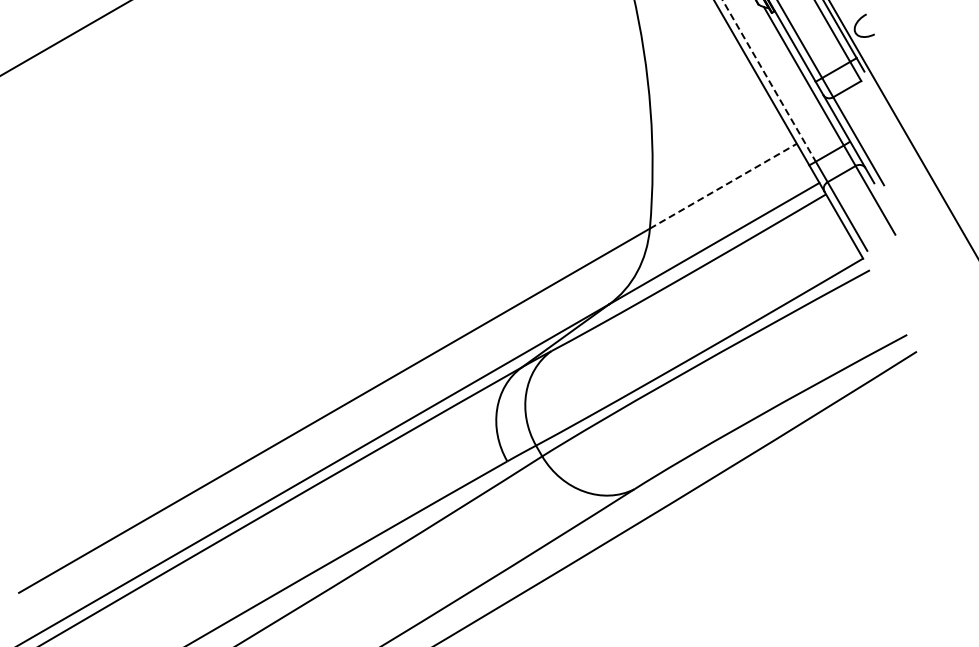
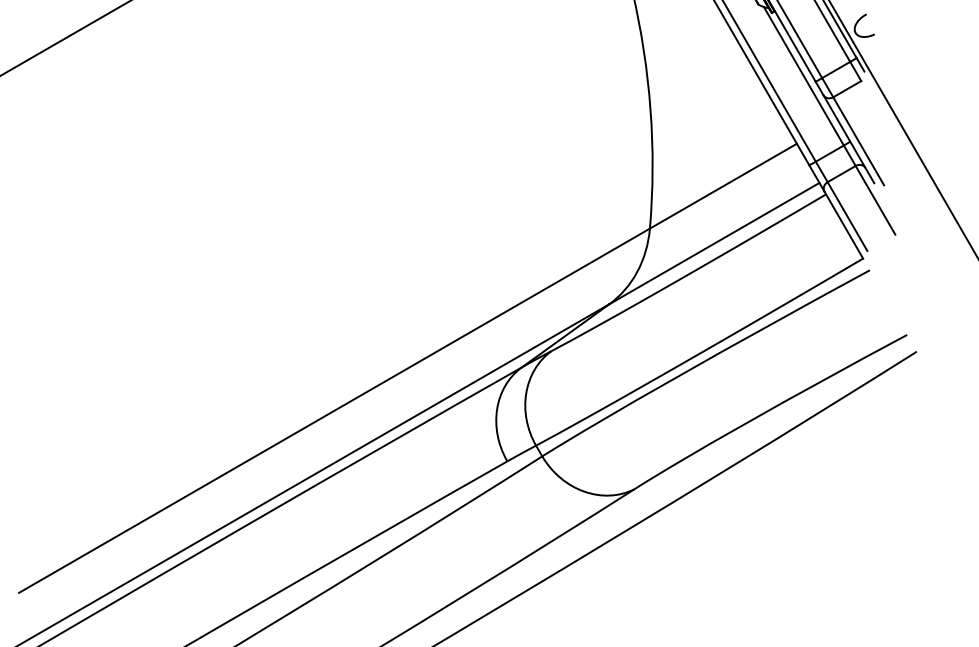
line: dashed -> solid (769, 81)
line: dashed -> solid (723, 186)
